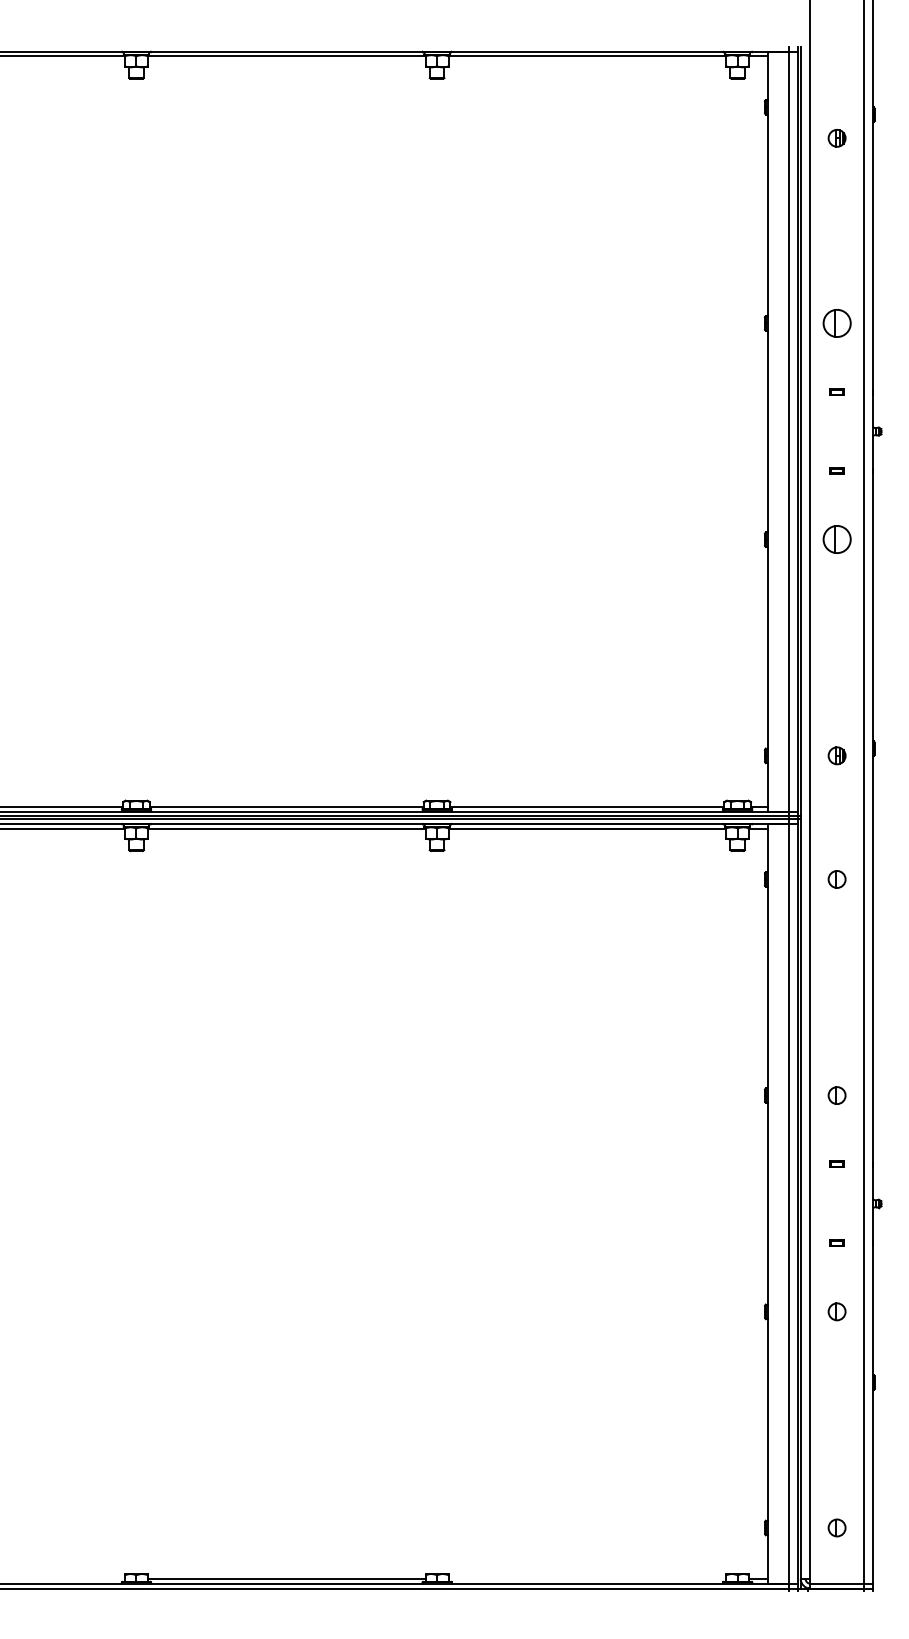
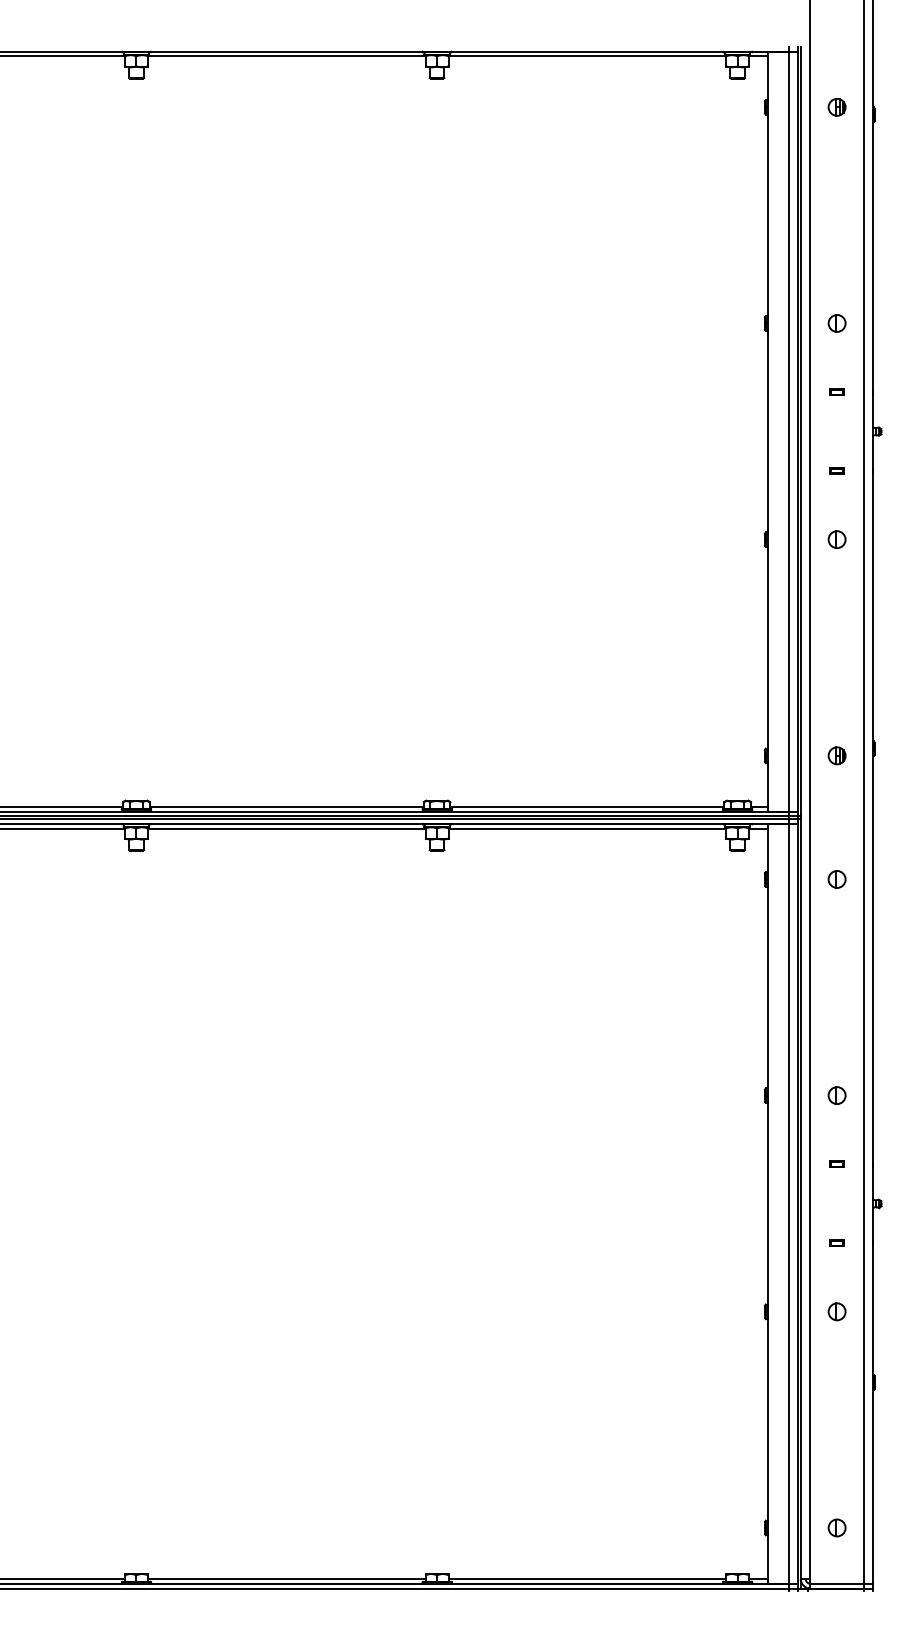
part position: (836, 138) -> (836, 107) (836, 107)
part size: 30x29 px -> 20x19 px (836, 323)
part size: 30x29 px -> 20x20 px (836, 539)
line: none -> present (63, 1578)
line: none -> present (587, 1578)
